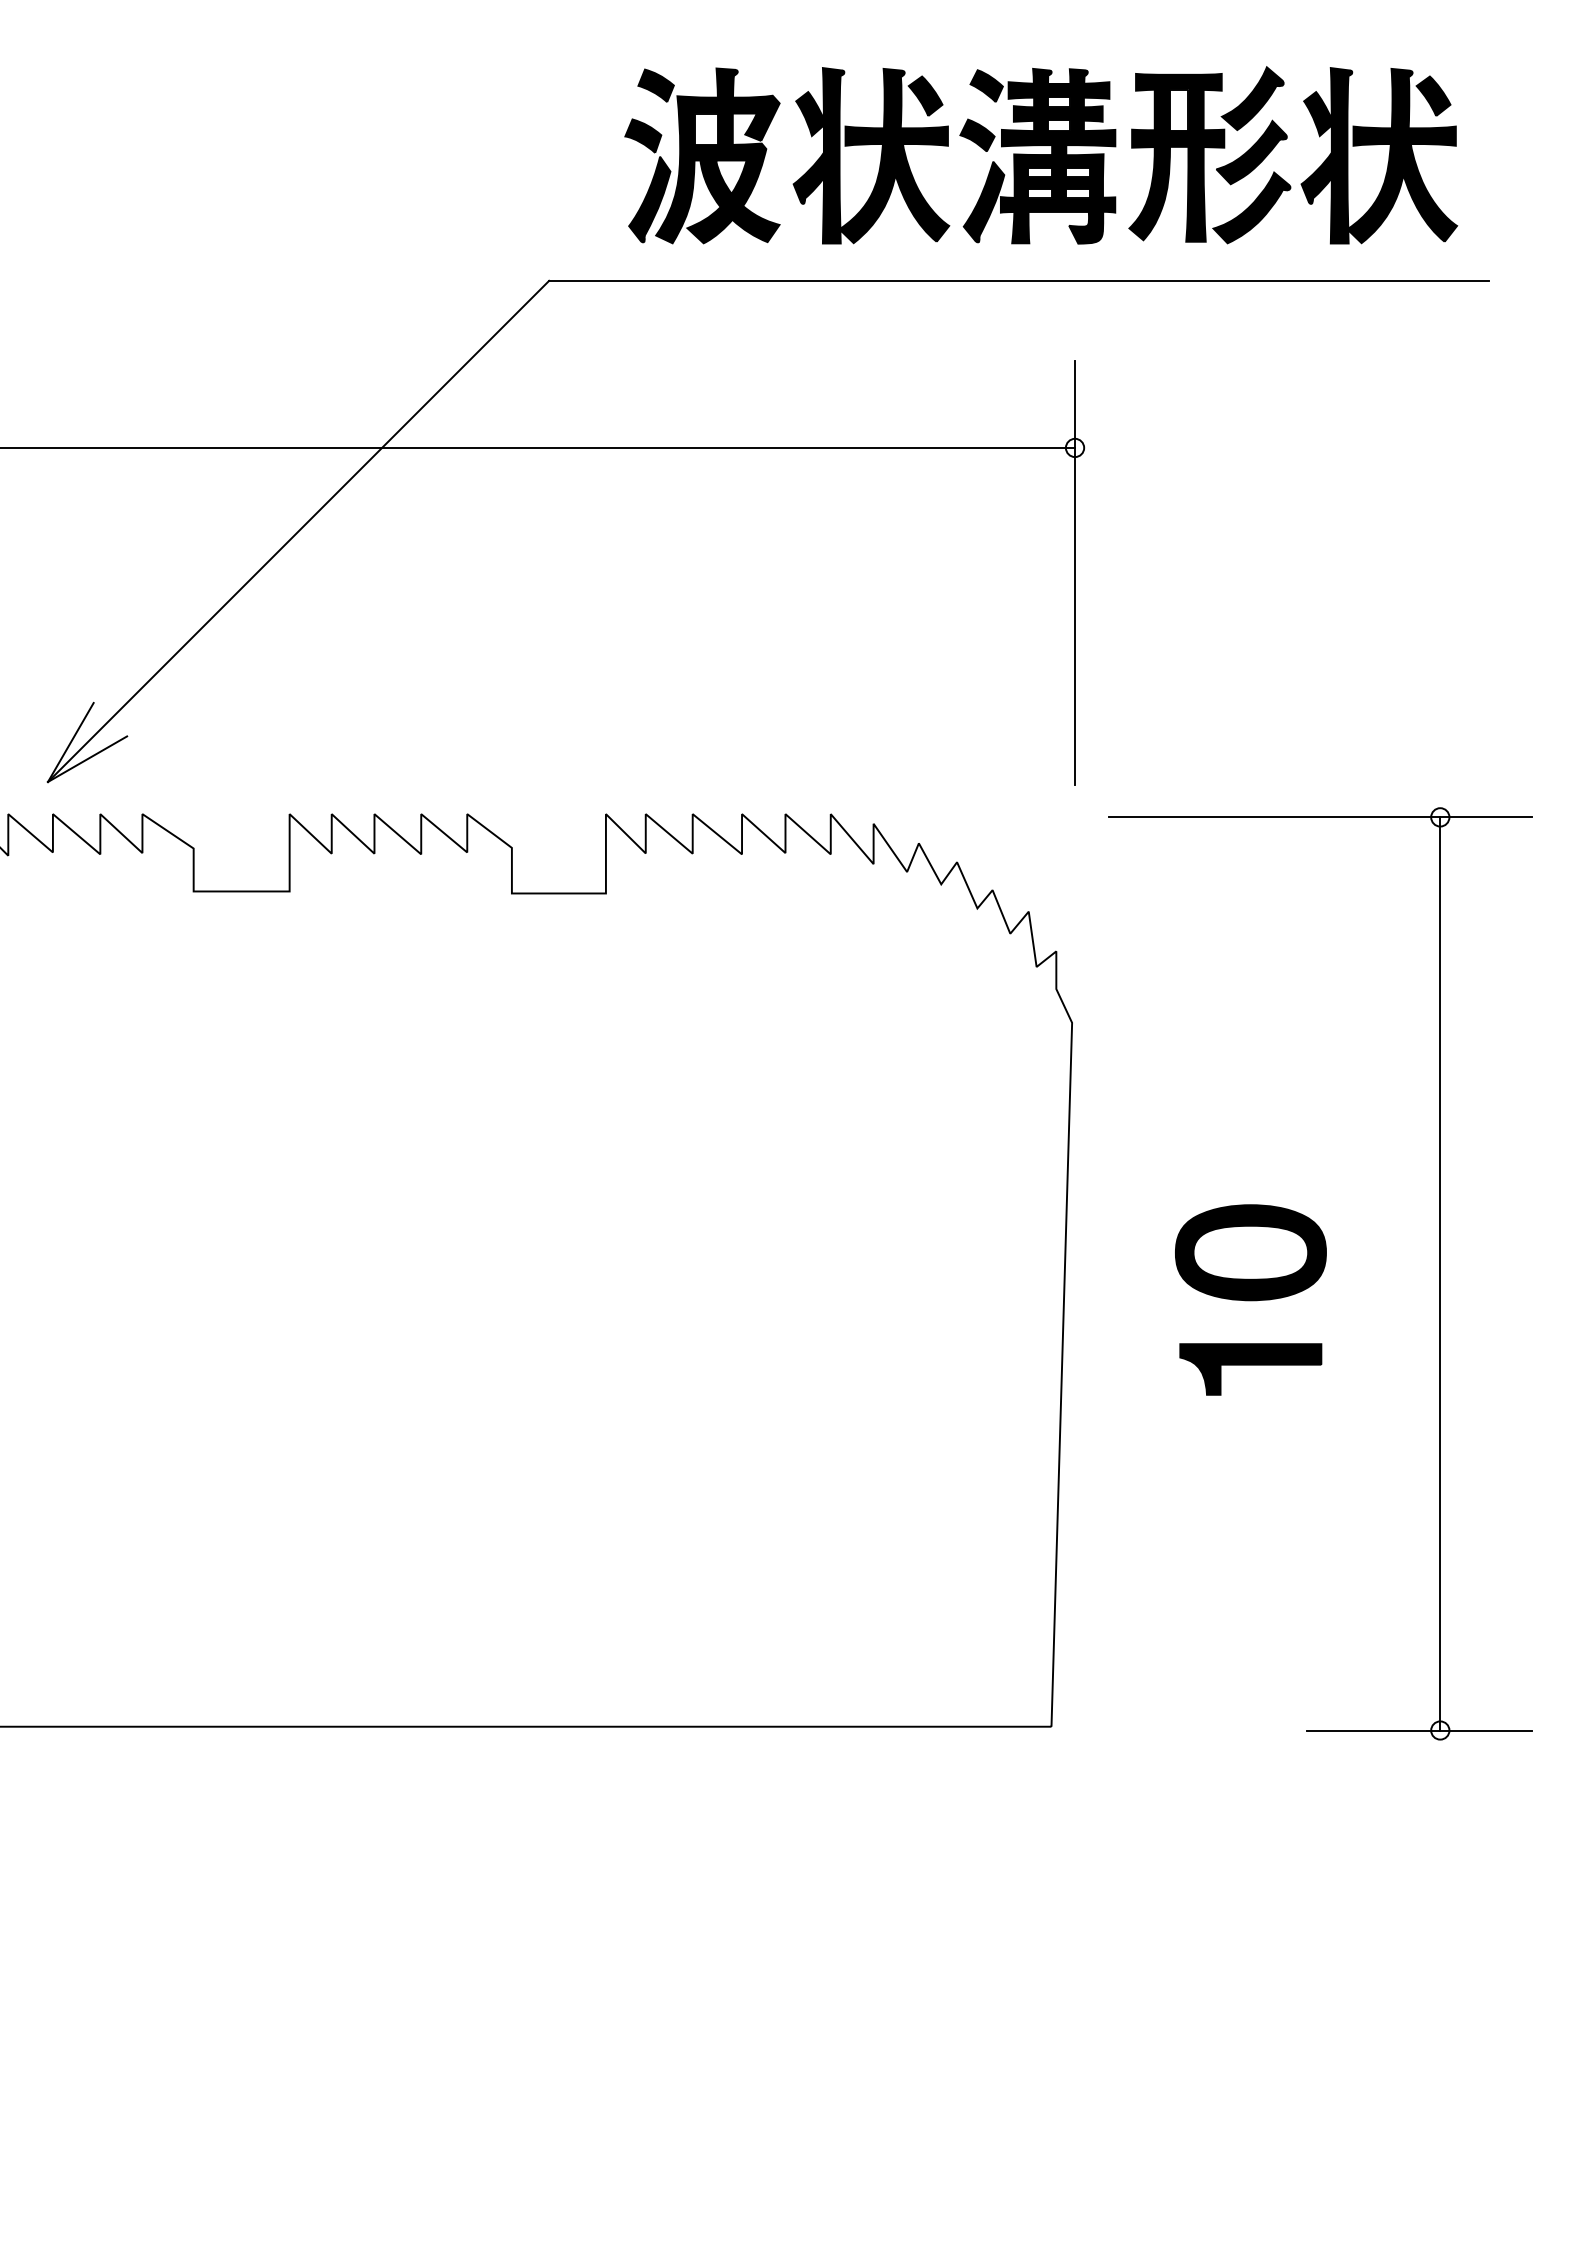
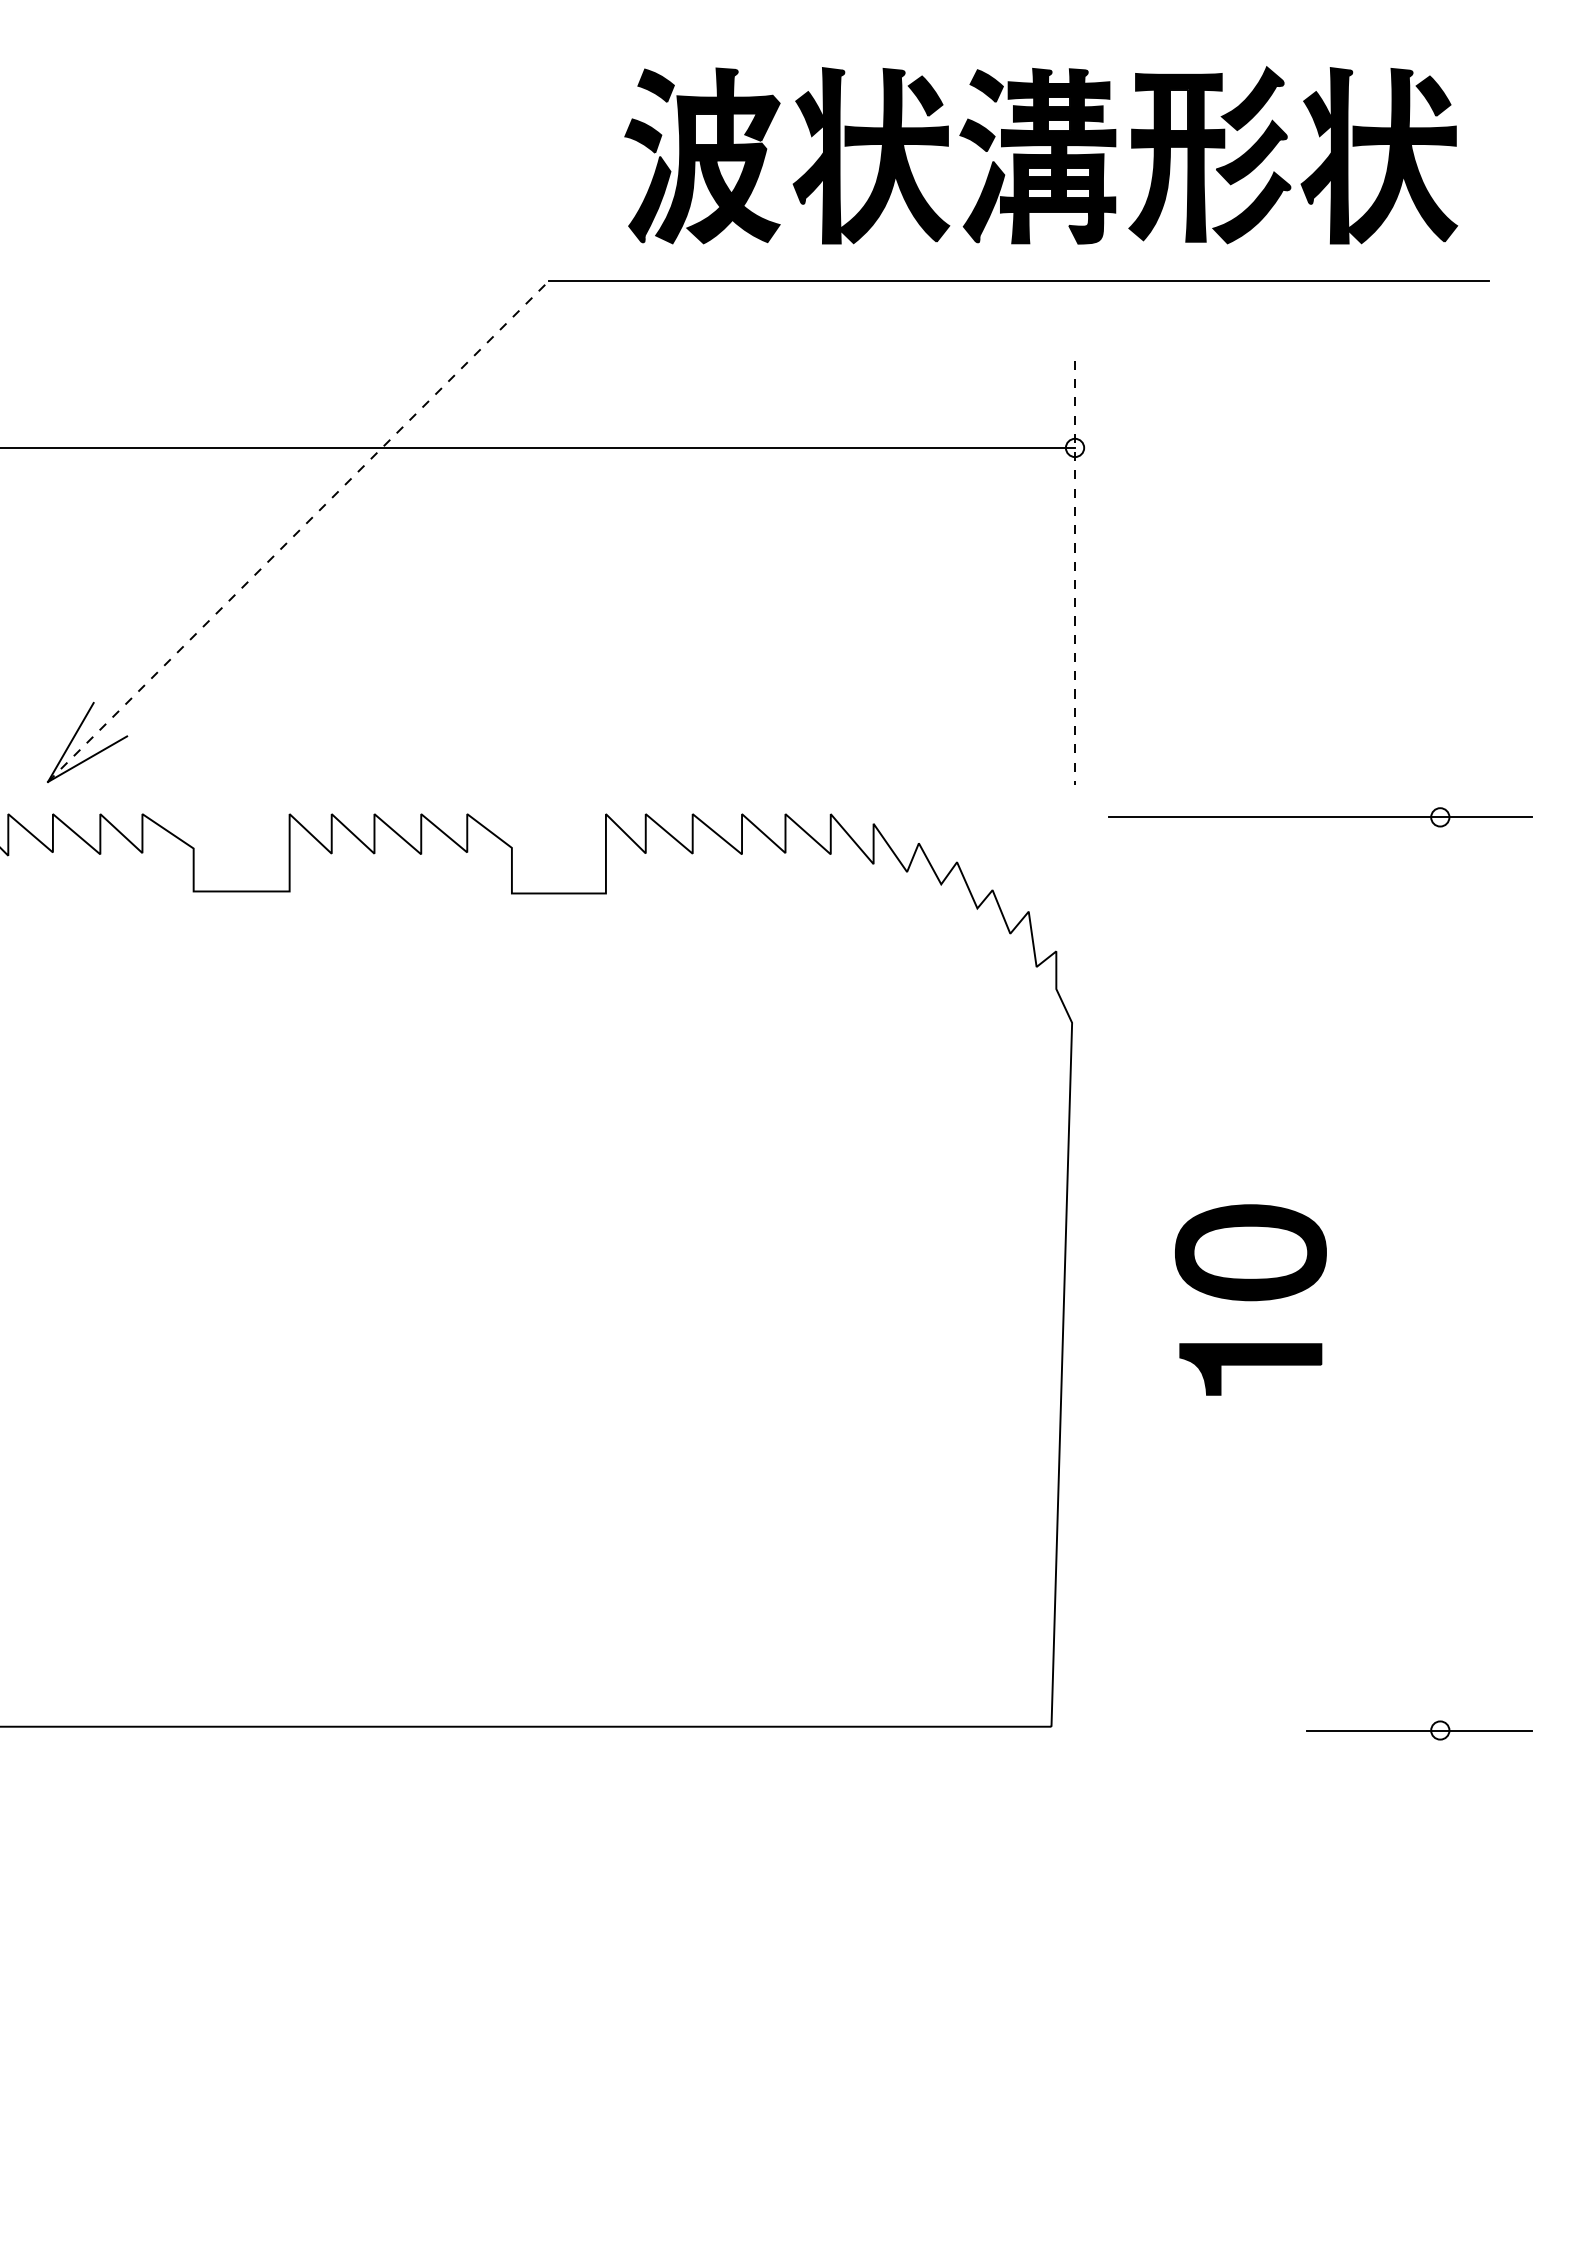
line: solid -> dashed (298, 531)
line: solid -> dashed (1075, 573)
line: present -> none (1440, 1273)
